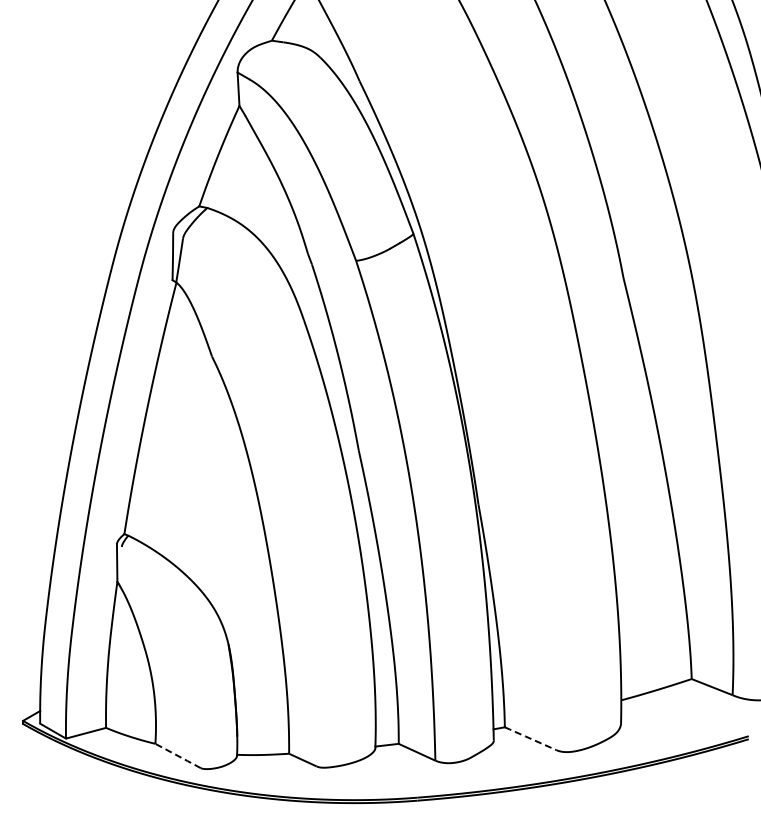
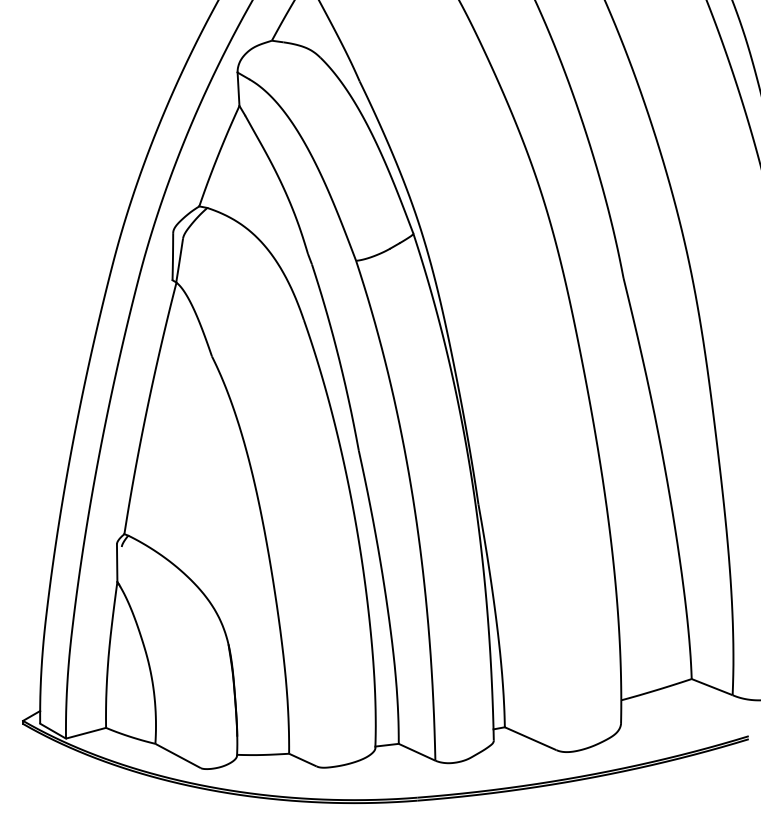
line: dashed -> solid (529, 738)
line: dashed -> solid (178, 756)
